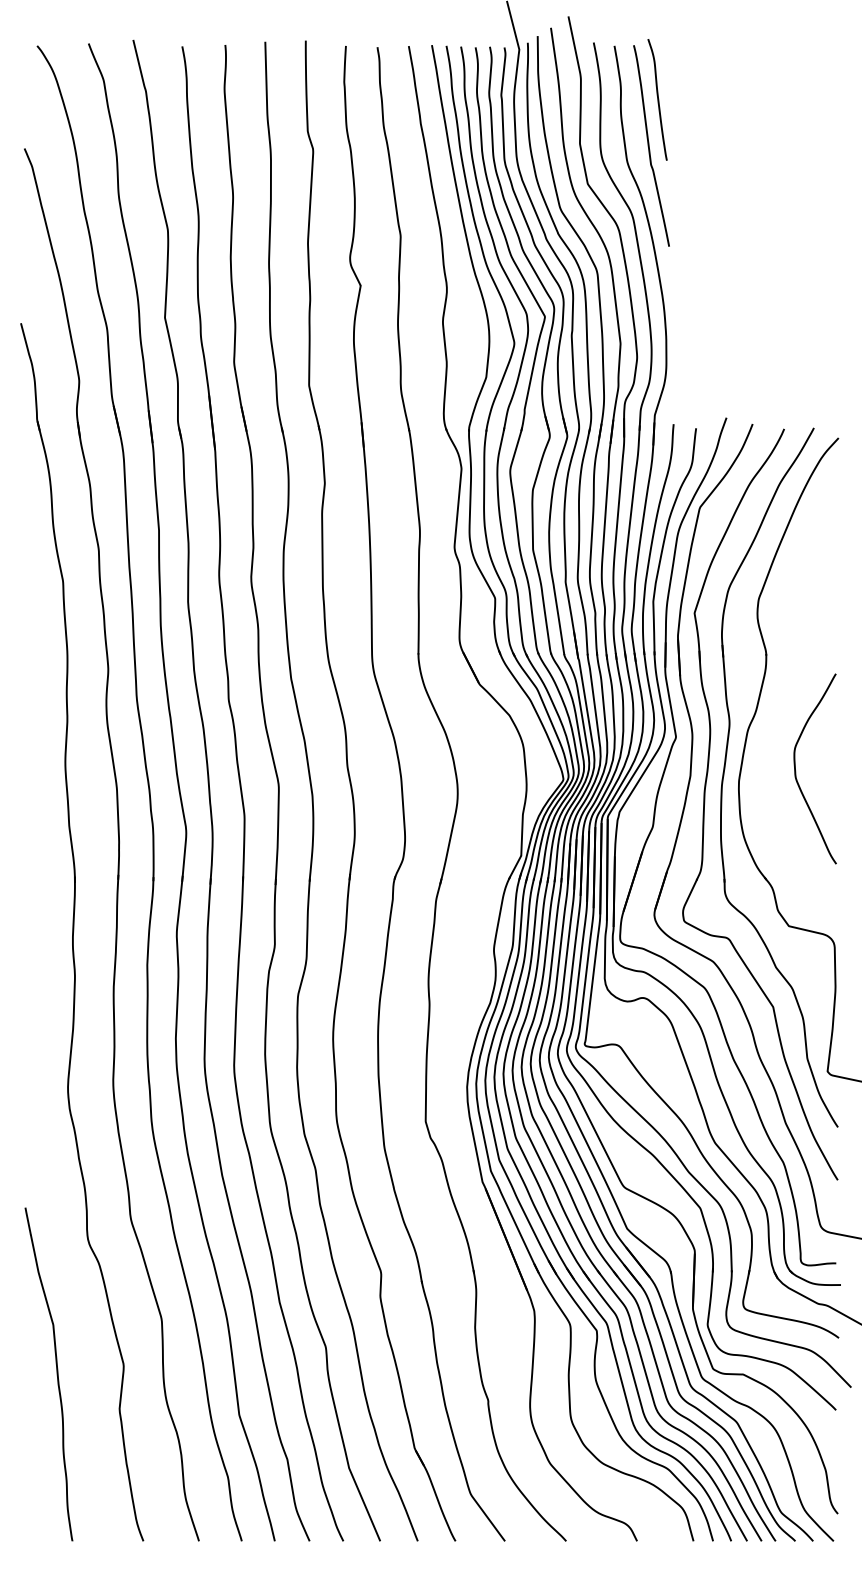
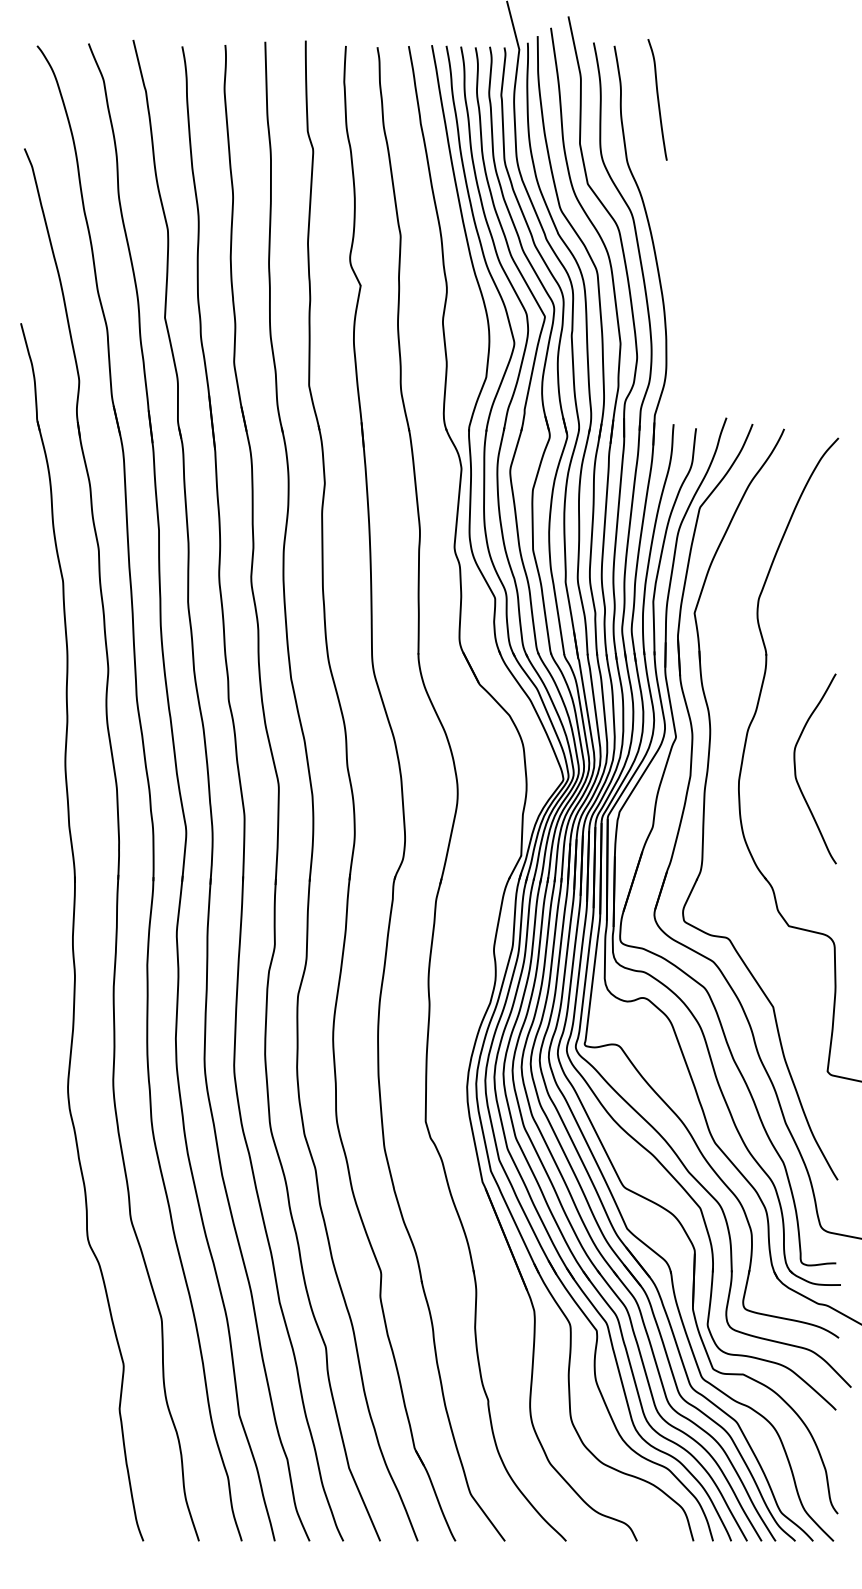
curve: present -> none (649, 145)
part: present -> none (725, 769)
curve: present -> none (56, 1374)
